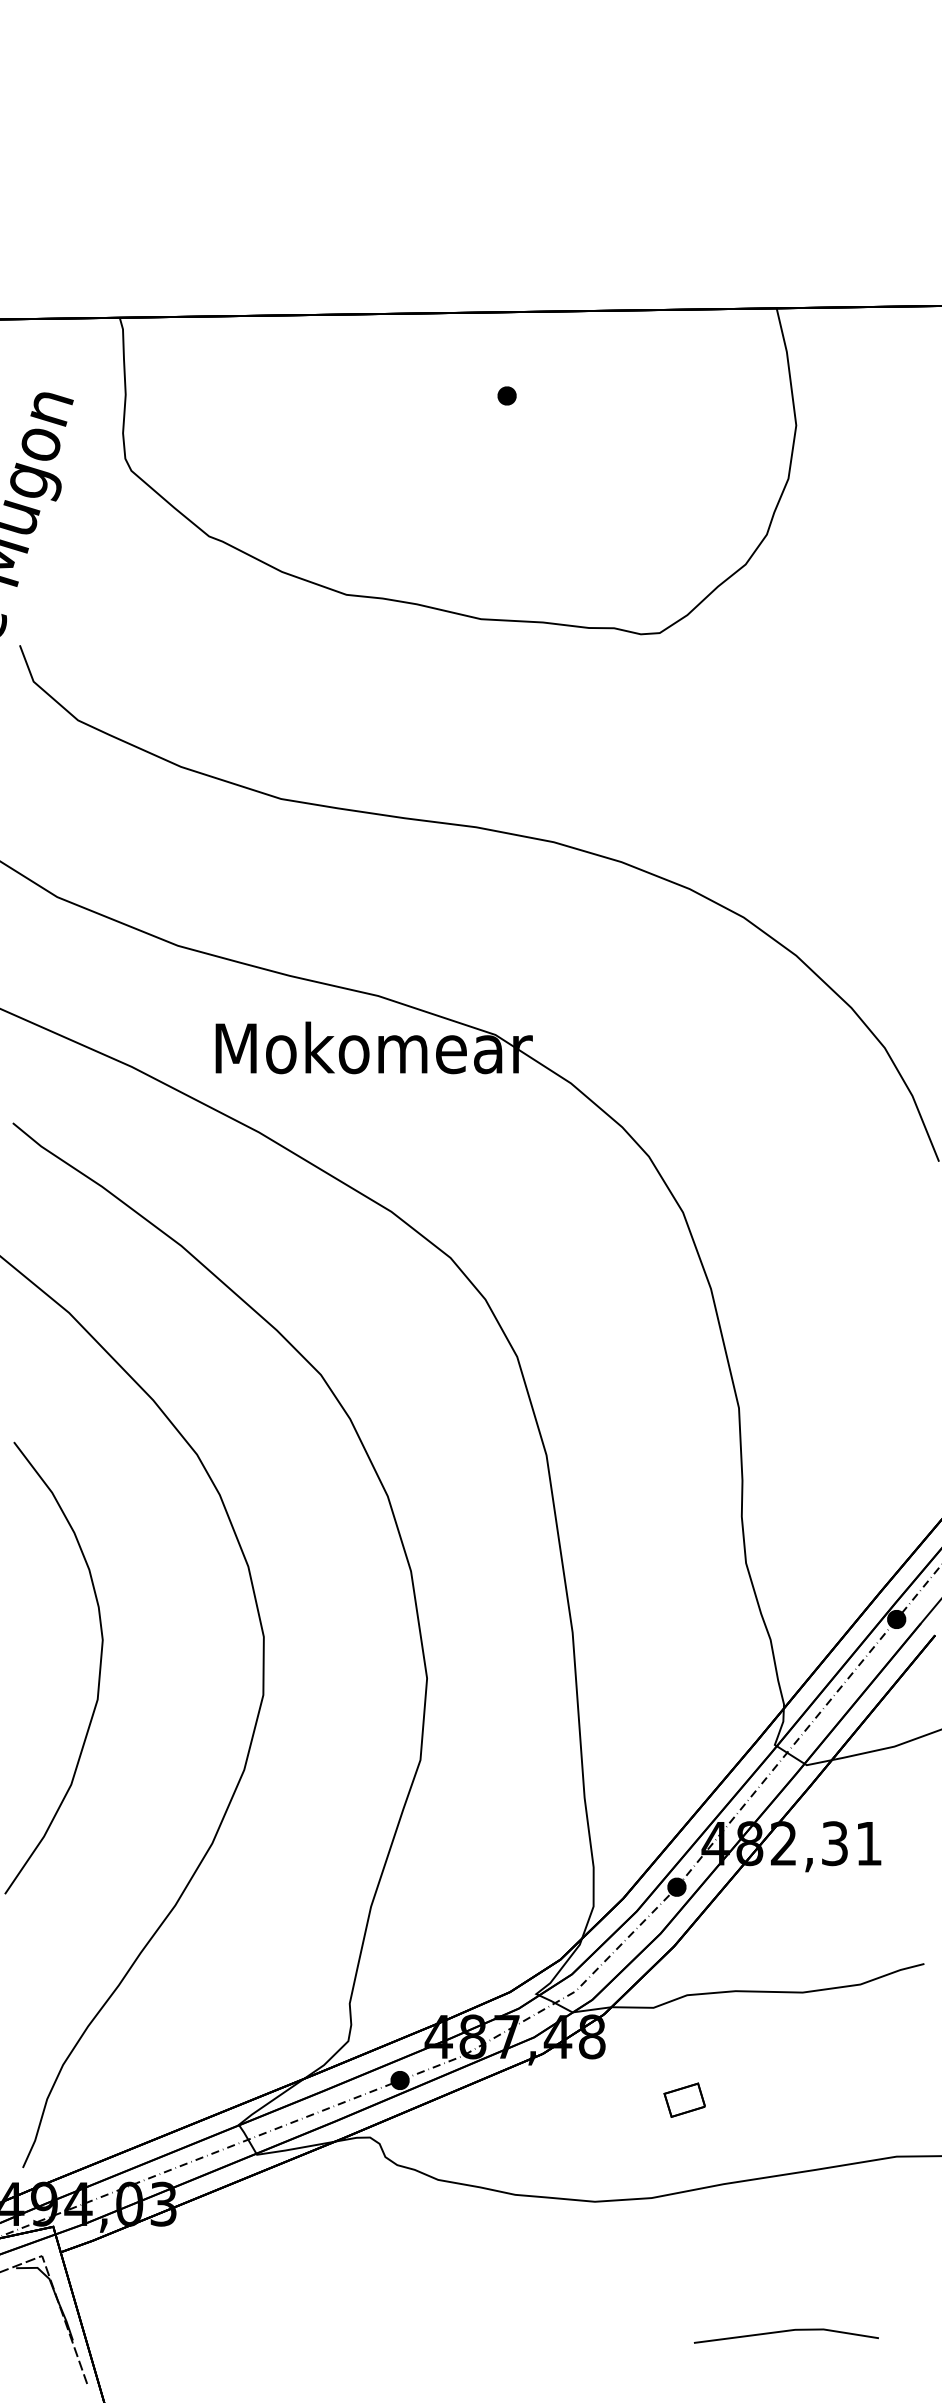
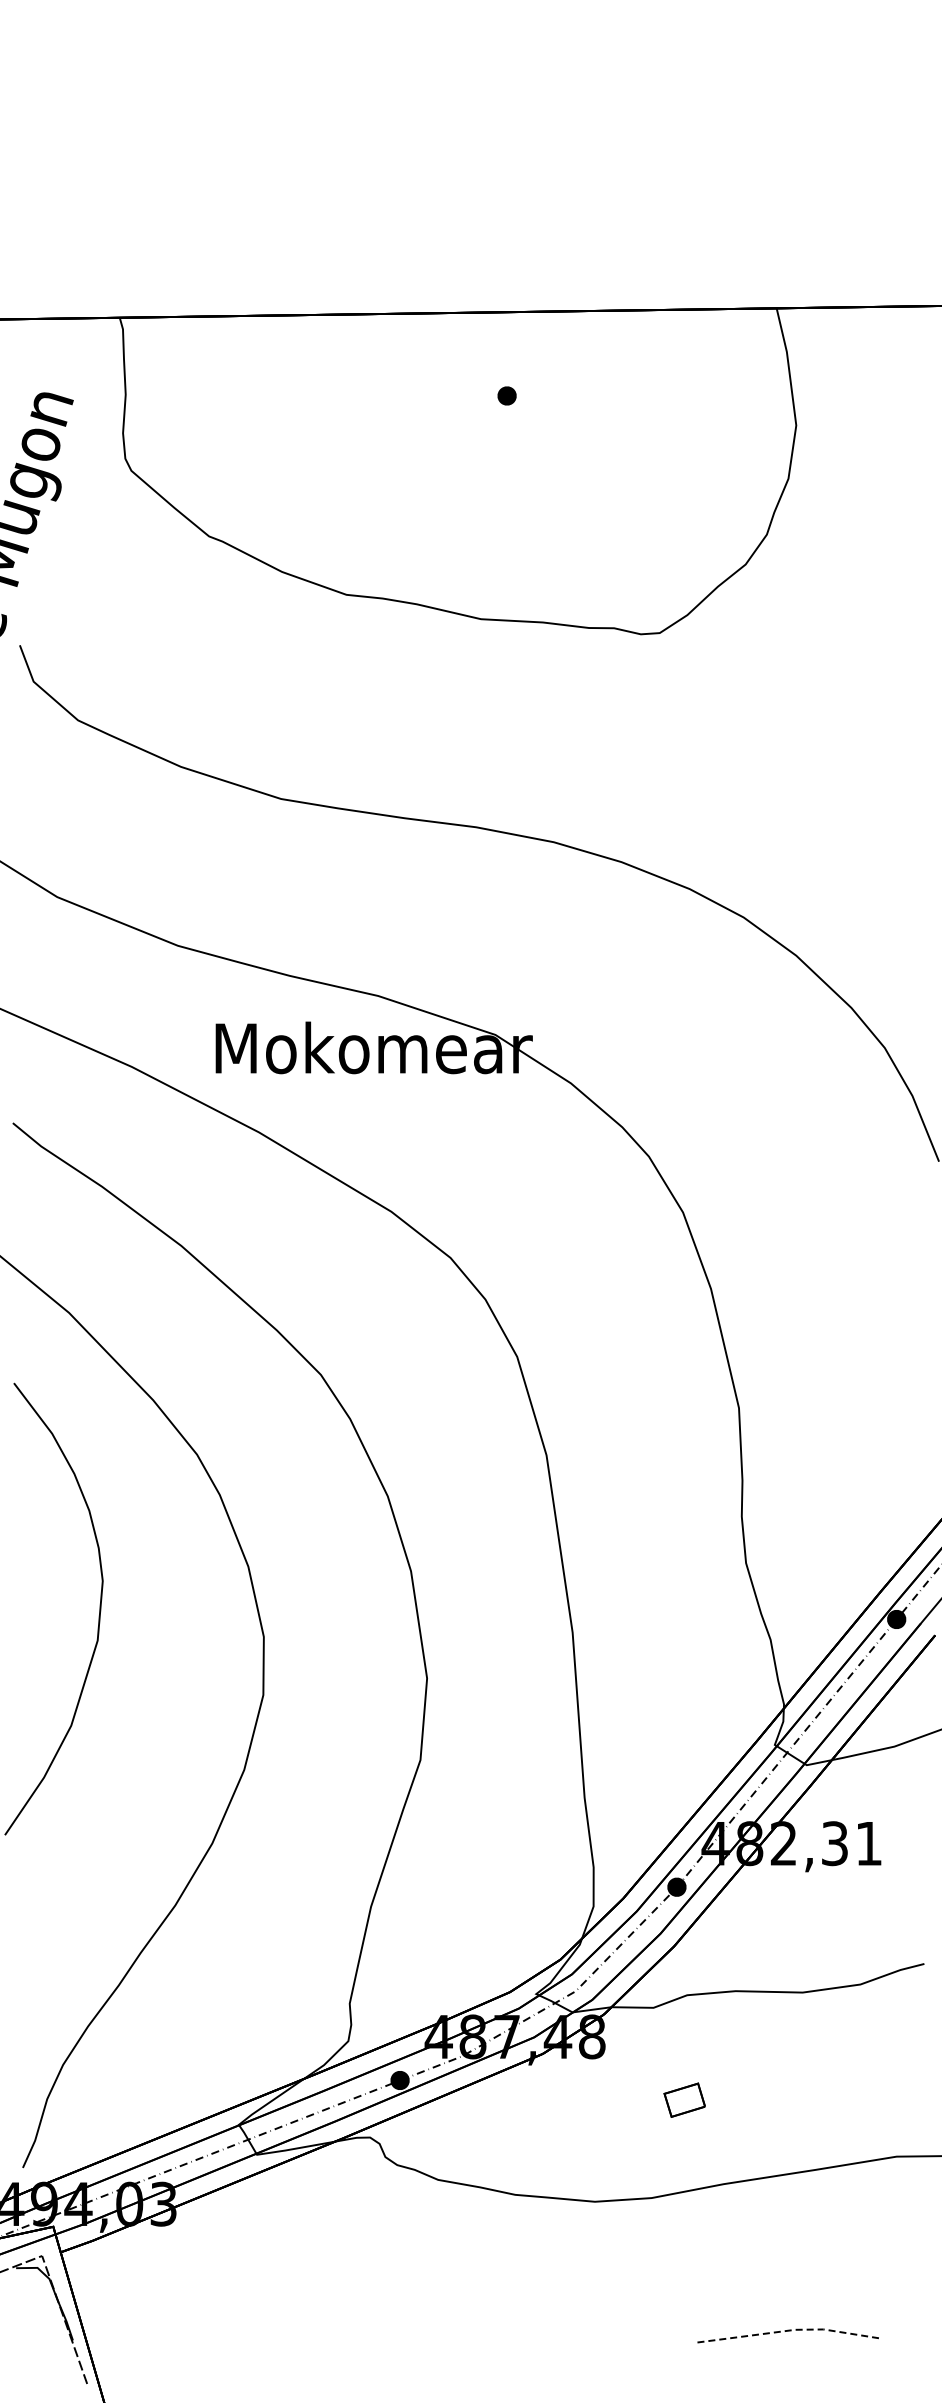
curve position: (98, 1675) -> (98, 1616) (98, 1616)
line: solid -> dashed (787, 2330)
